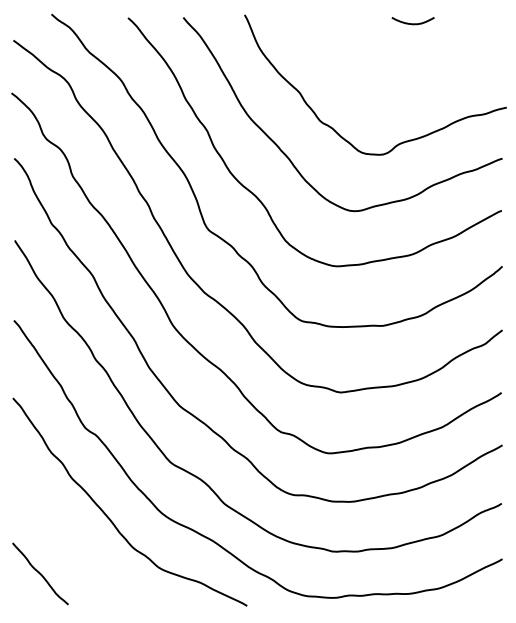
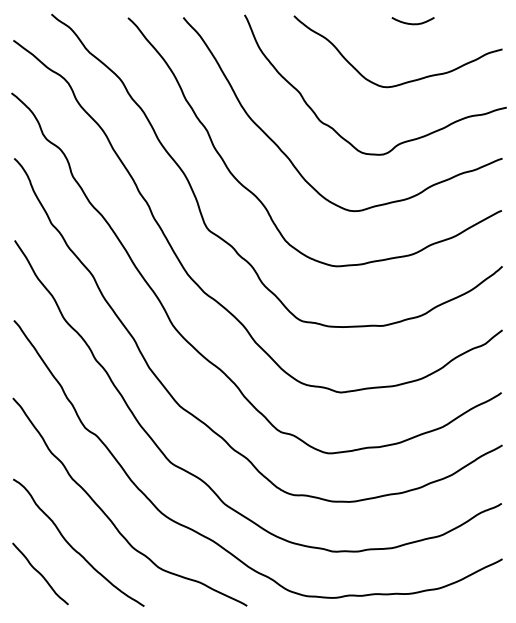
curve: none -> present (406, 81)
curve: none -> present (73, 547)
